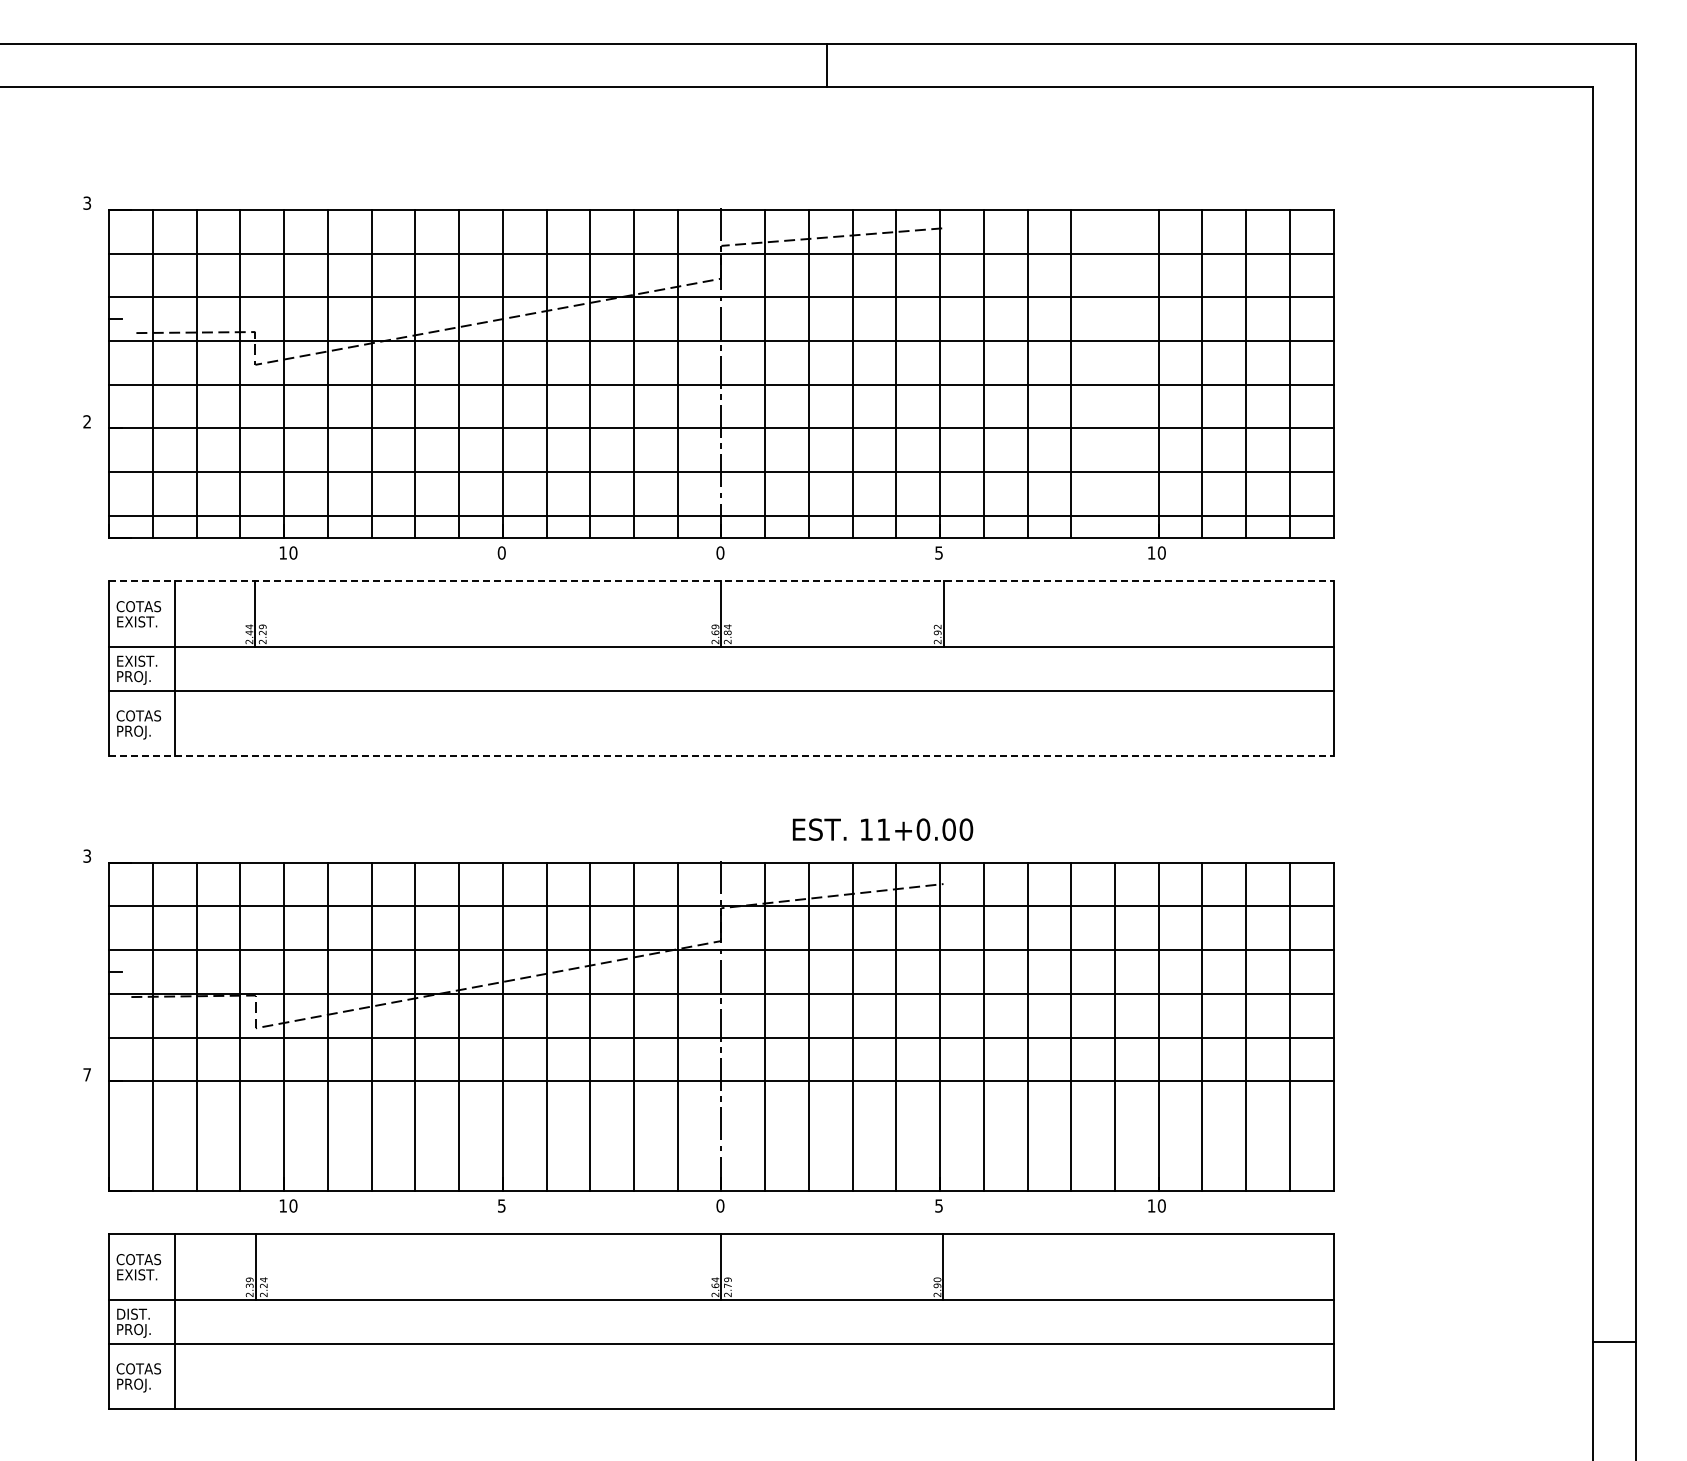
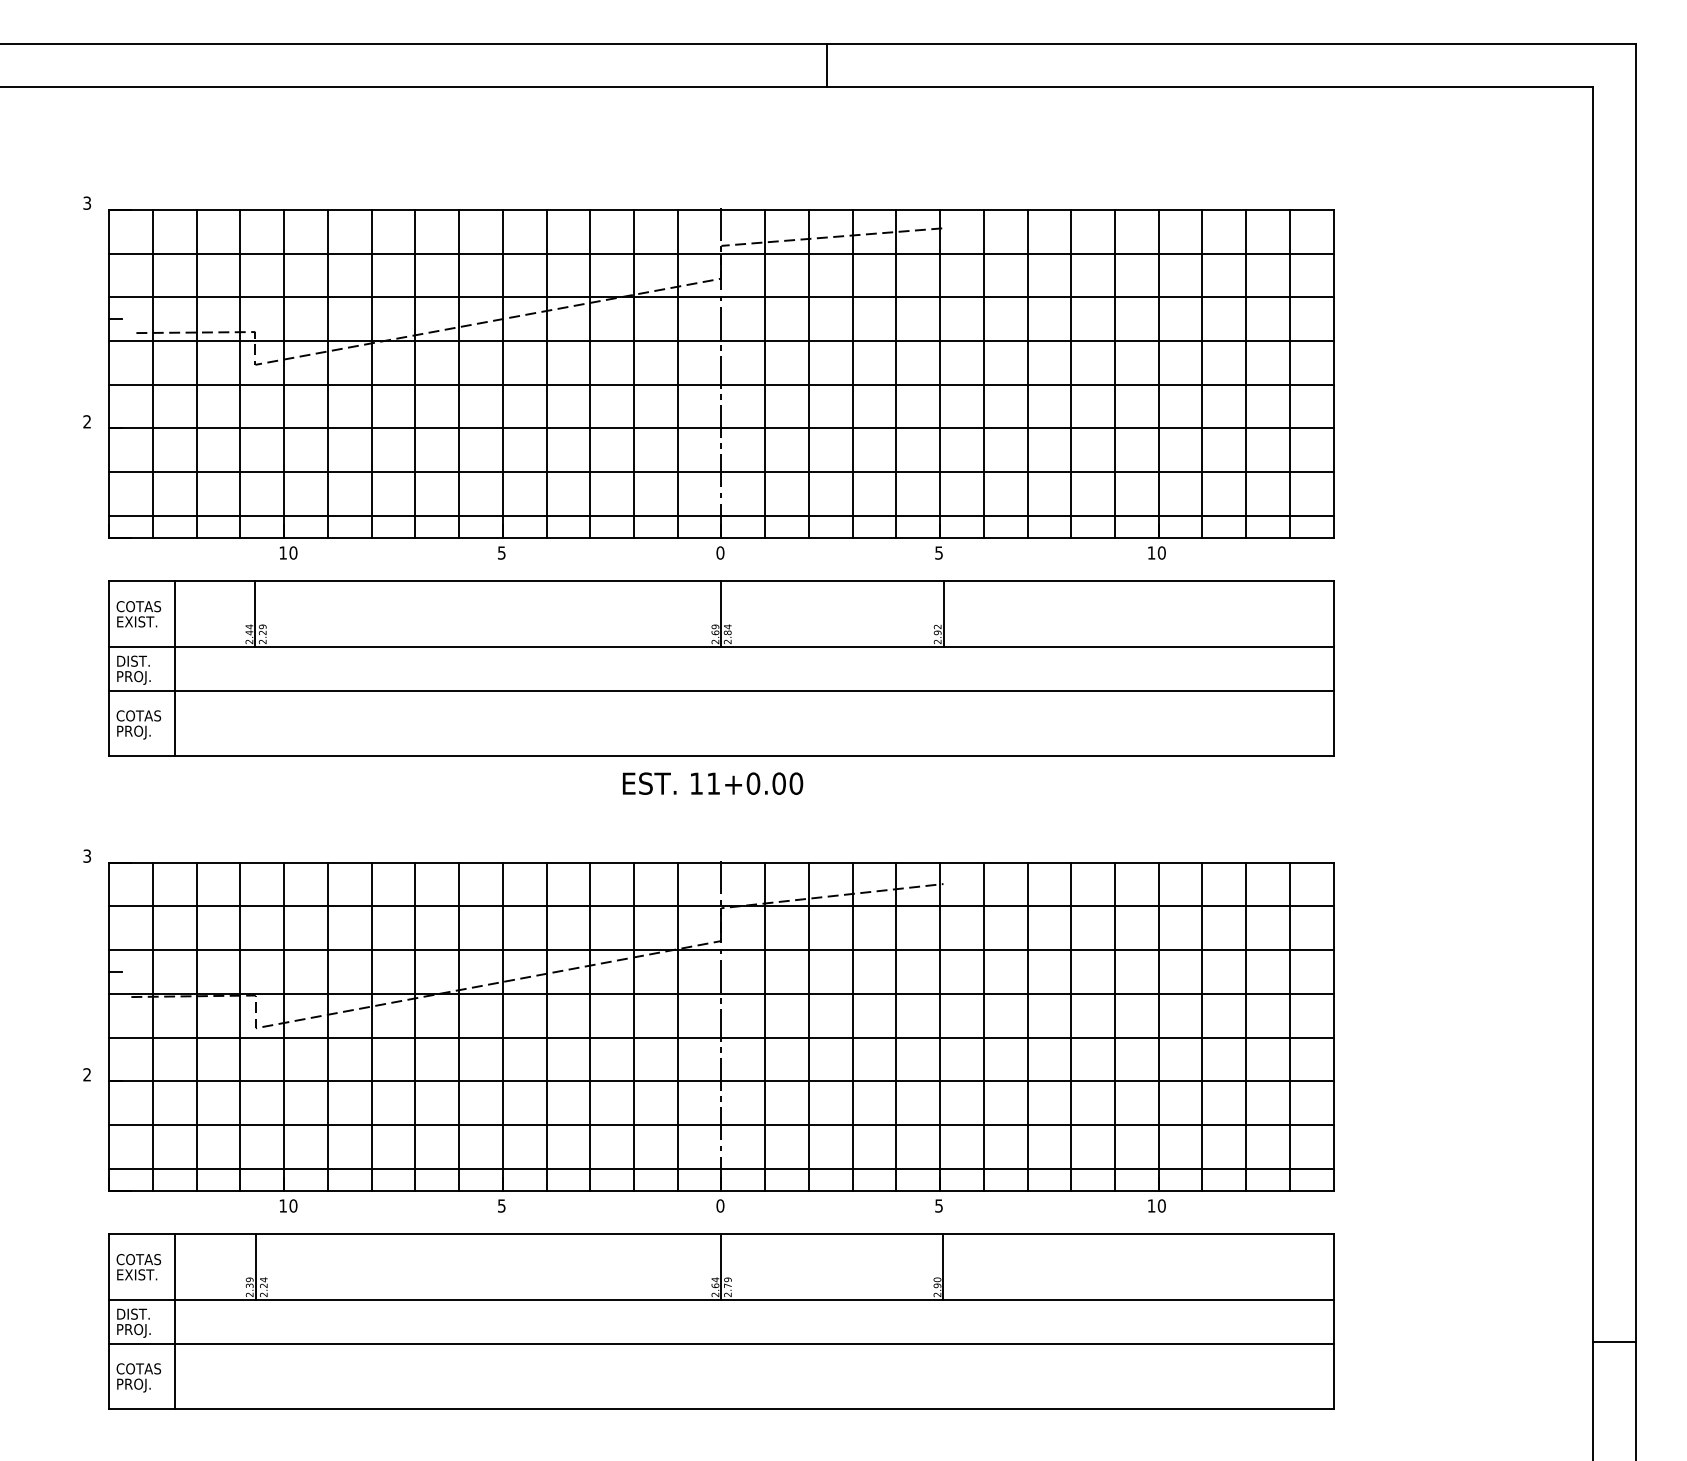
line: none -> present (1114, 373)
text: 0 -> 5 (501, 552)
line: dashed -> solid (721, 581)
text: EXIST. -> DIST. (137, 660)
line: dashed -> solid (721, 756)
text position: (883, 829) -> (713, 783) (713, 783)
text: 7 -> 2 (86, 1074)
line: none -> present (721, 1125)
line: none -> present (721, 1168)
